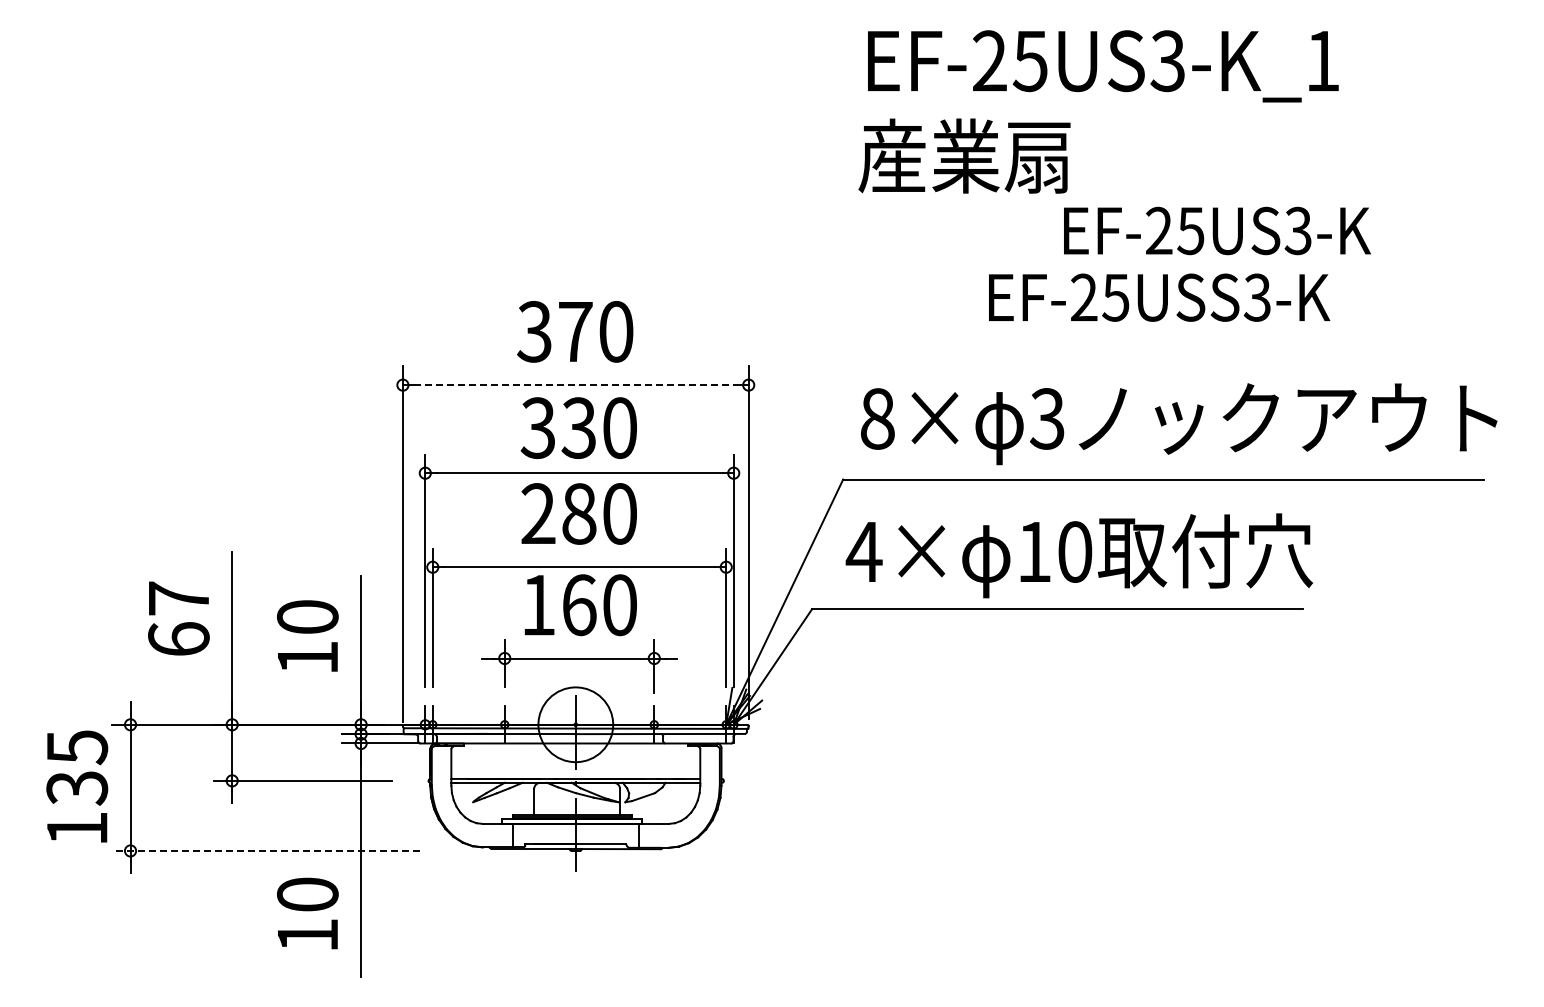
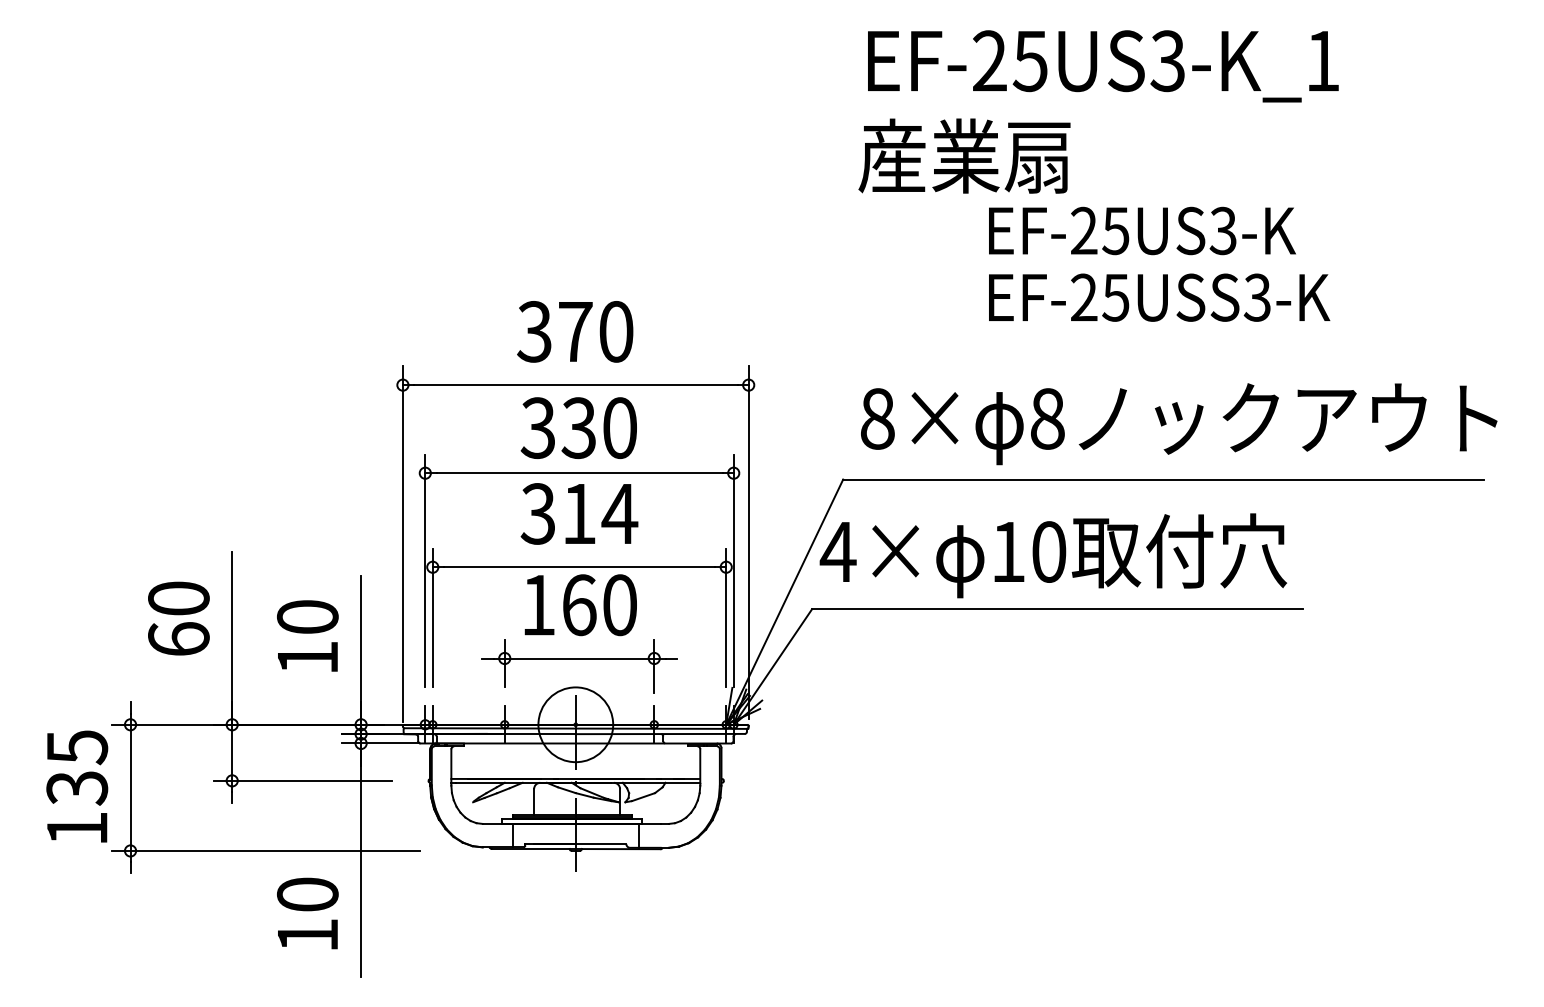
text position: (1217, 230) -> (1142, 230) (1142, 230)
line: dashed -> solid (575, 385)
text: 3 -> 8 (1046, 418)
text: 280 -> 314 (579, 513)
text position: (1079, 555) -> (1053, 555) (1053, 555)
text: 67 -> 60 (178, 598)
line: dashed -> solid (265, 850)
